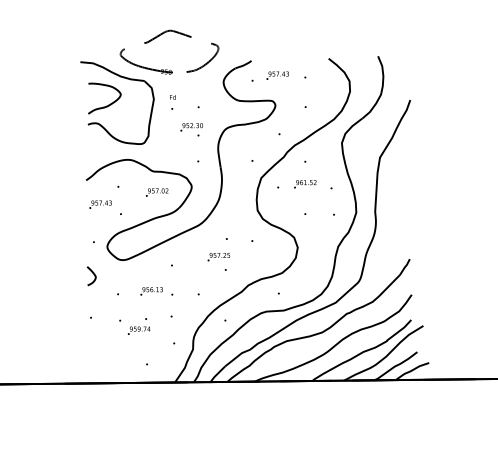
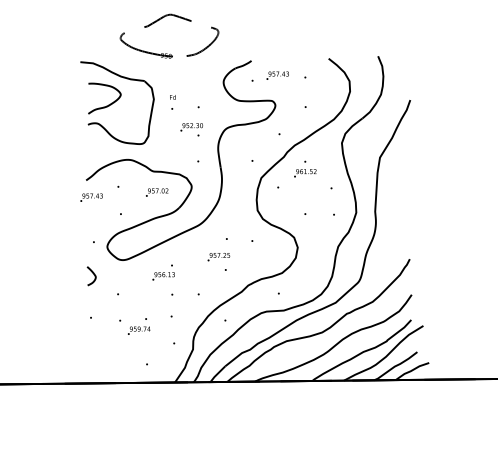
part position: (161, 35) -> (161, 19) (161, 19)
text position: (305, 184) -> (305, 173) (305, 173)
text position: (100, 204) -> (91, 197) (91, 197)
text position: (151, 291) -> (163, 276) (163, 276)
